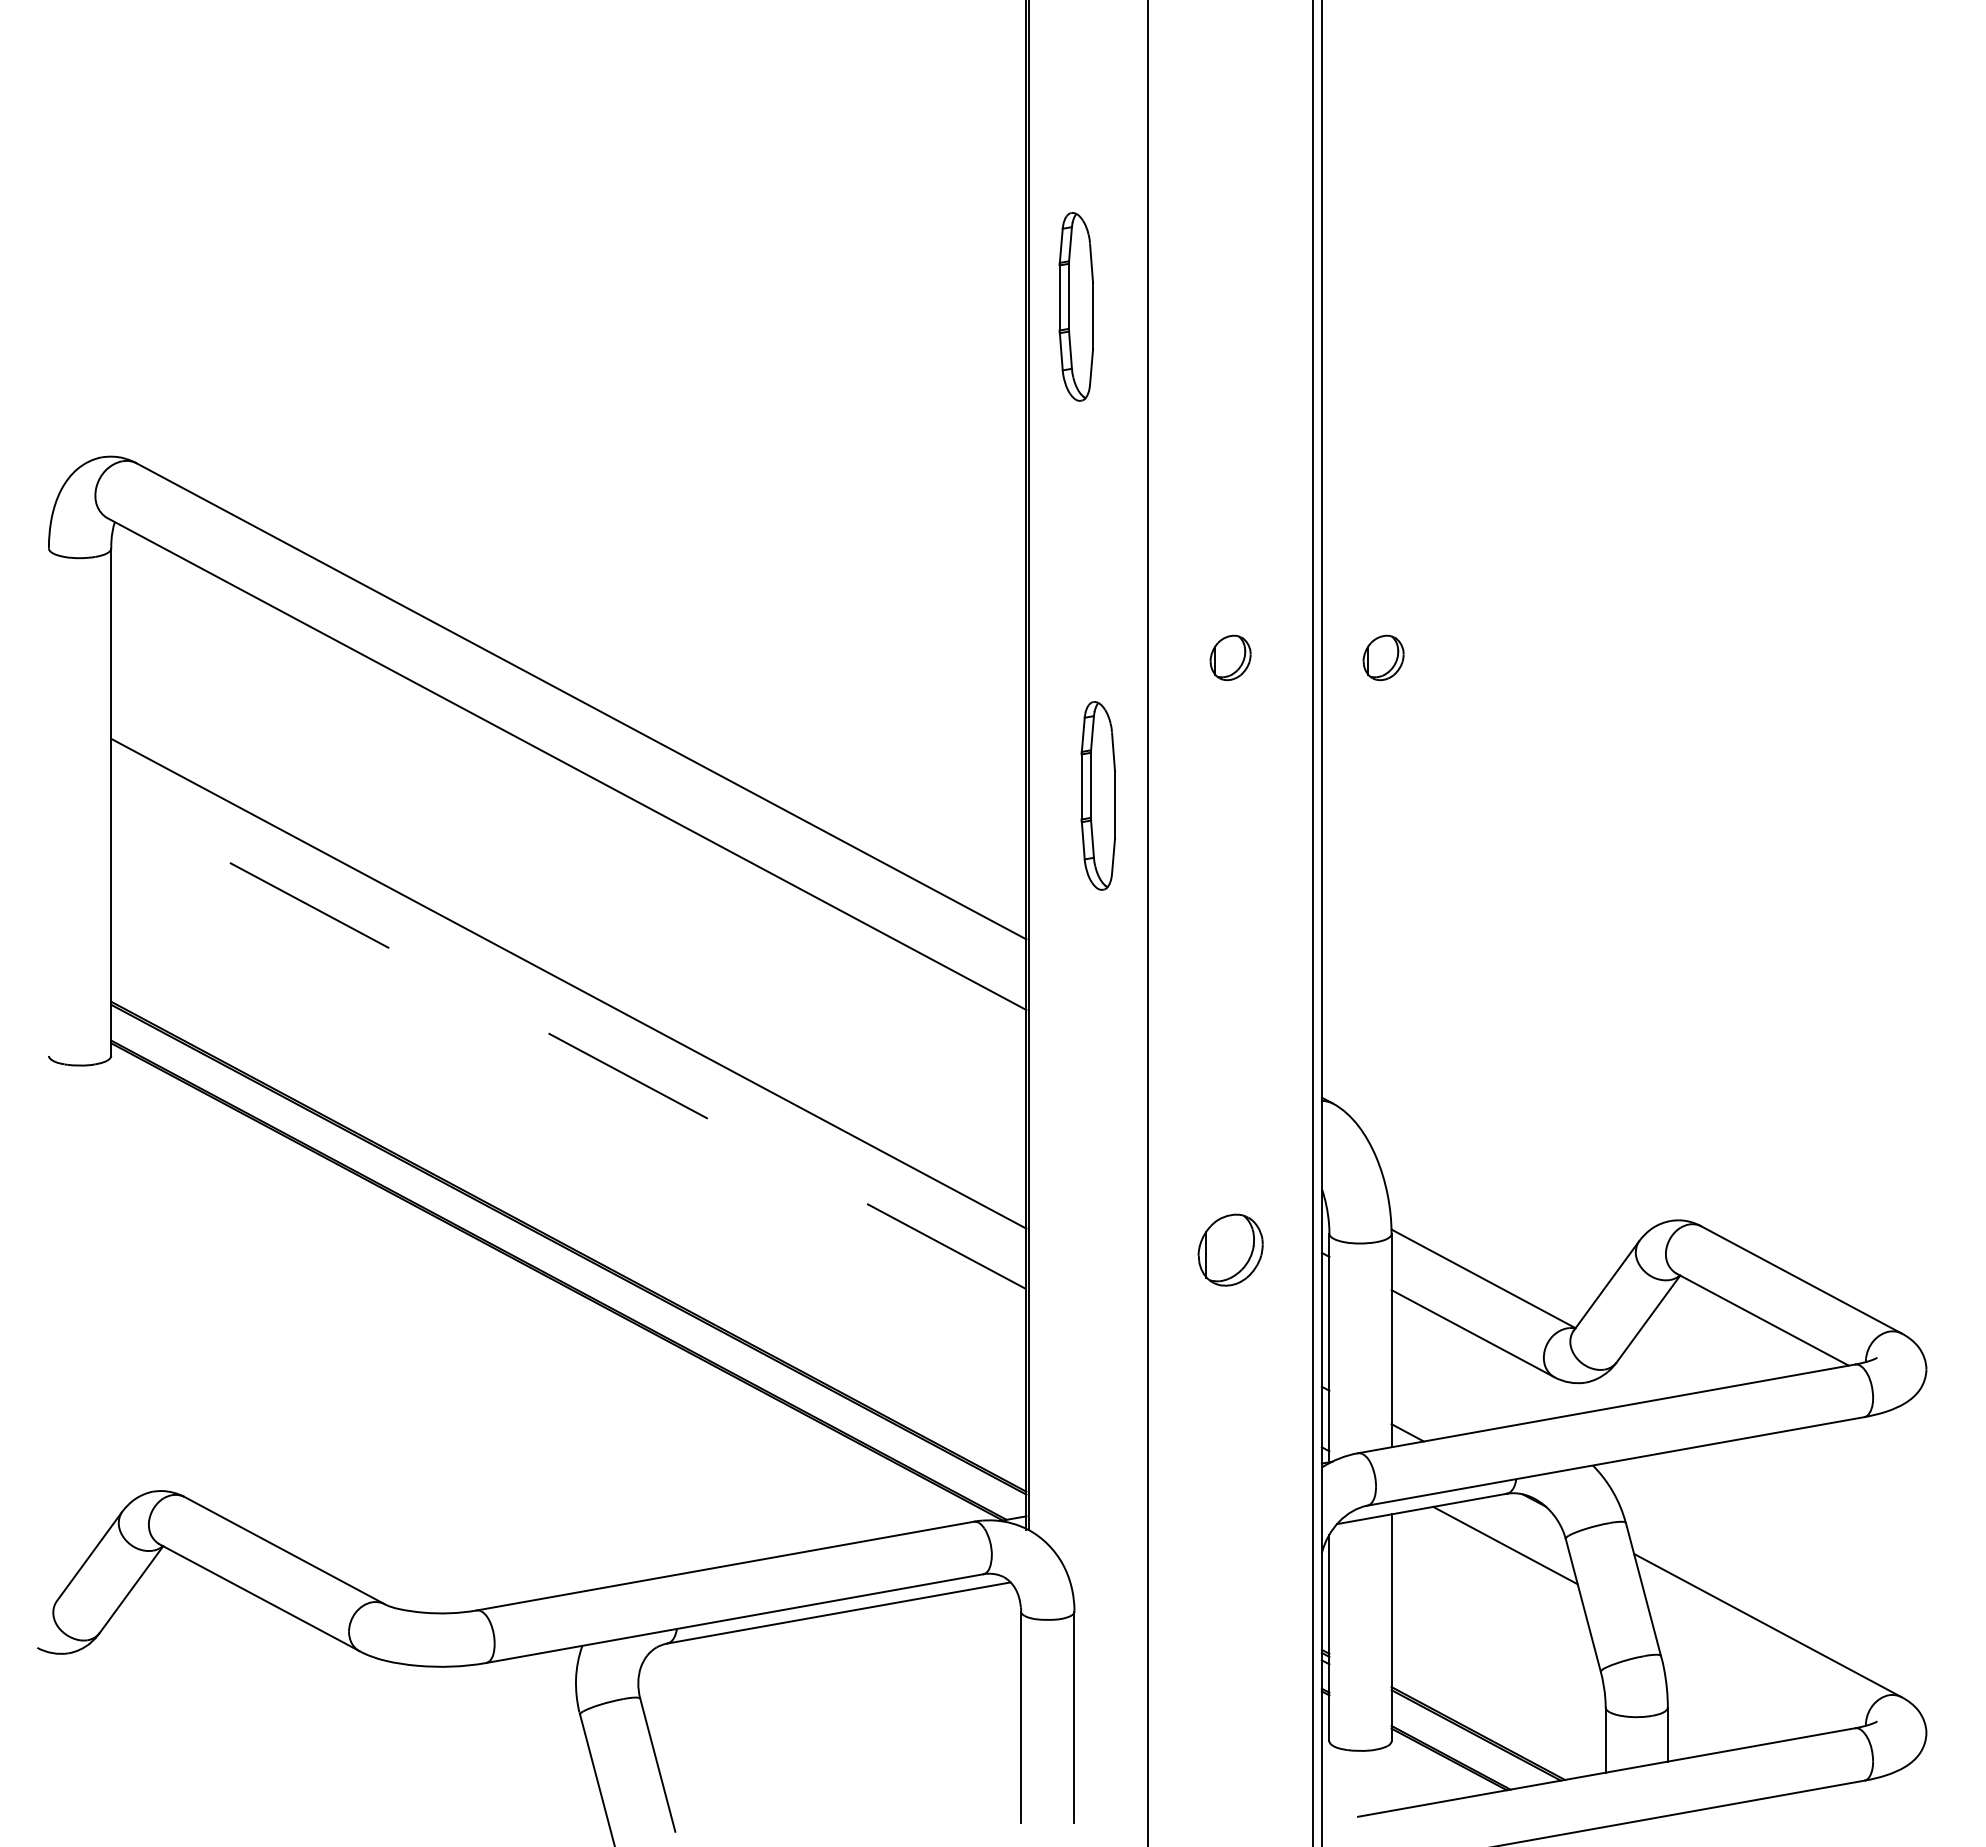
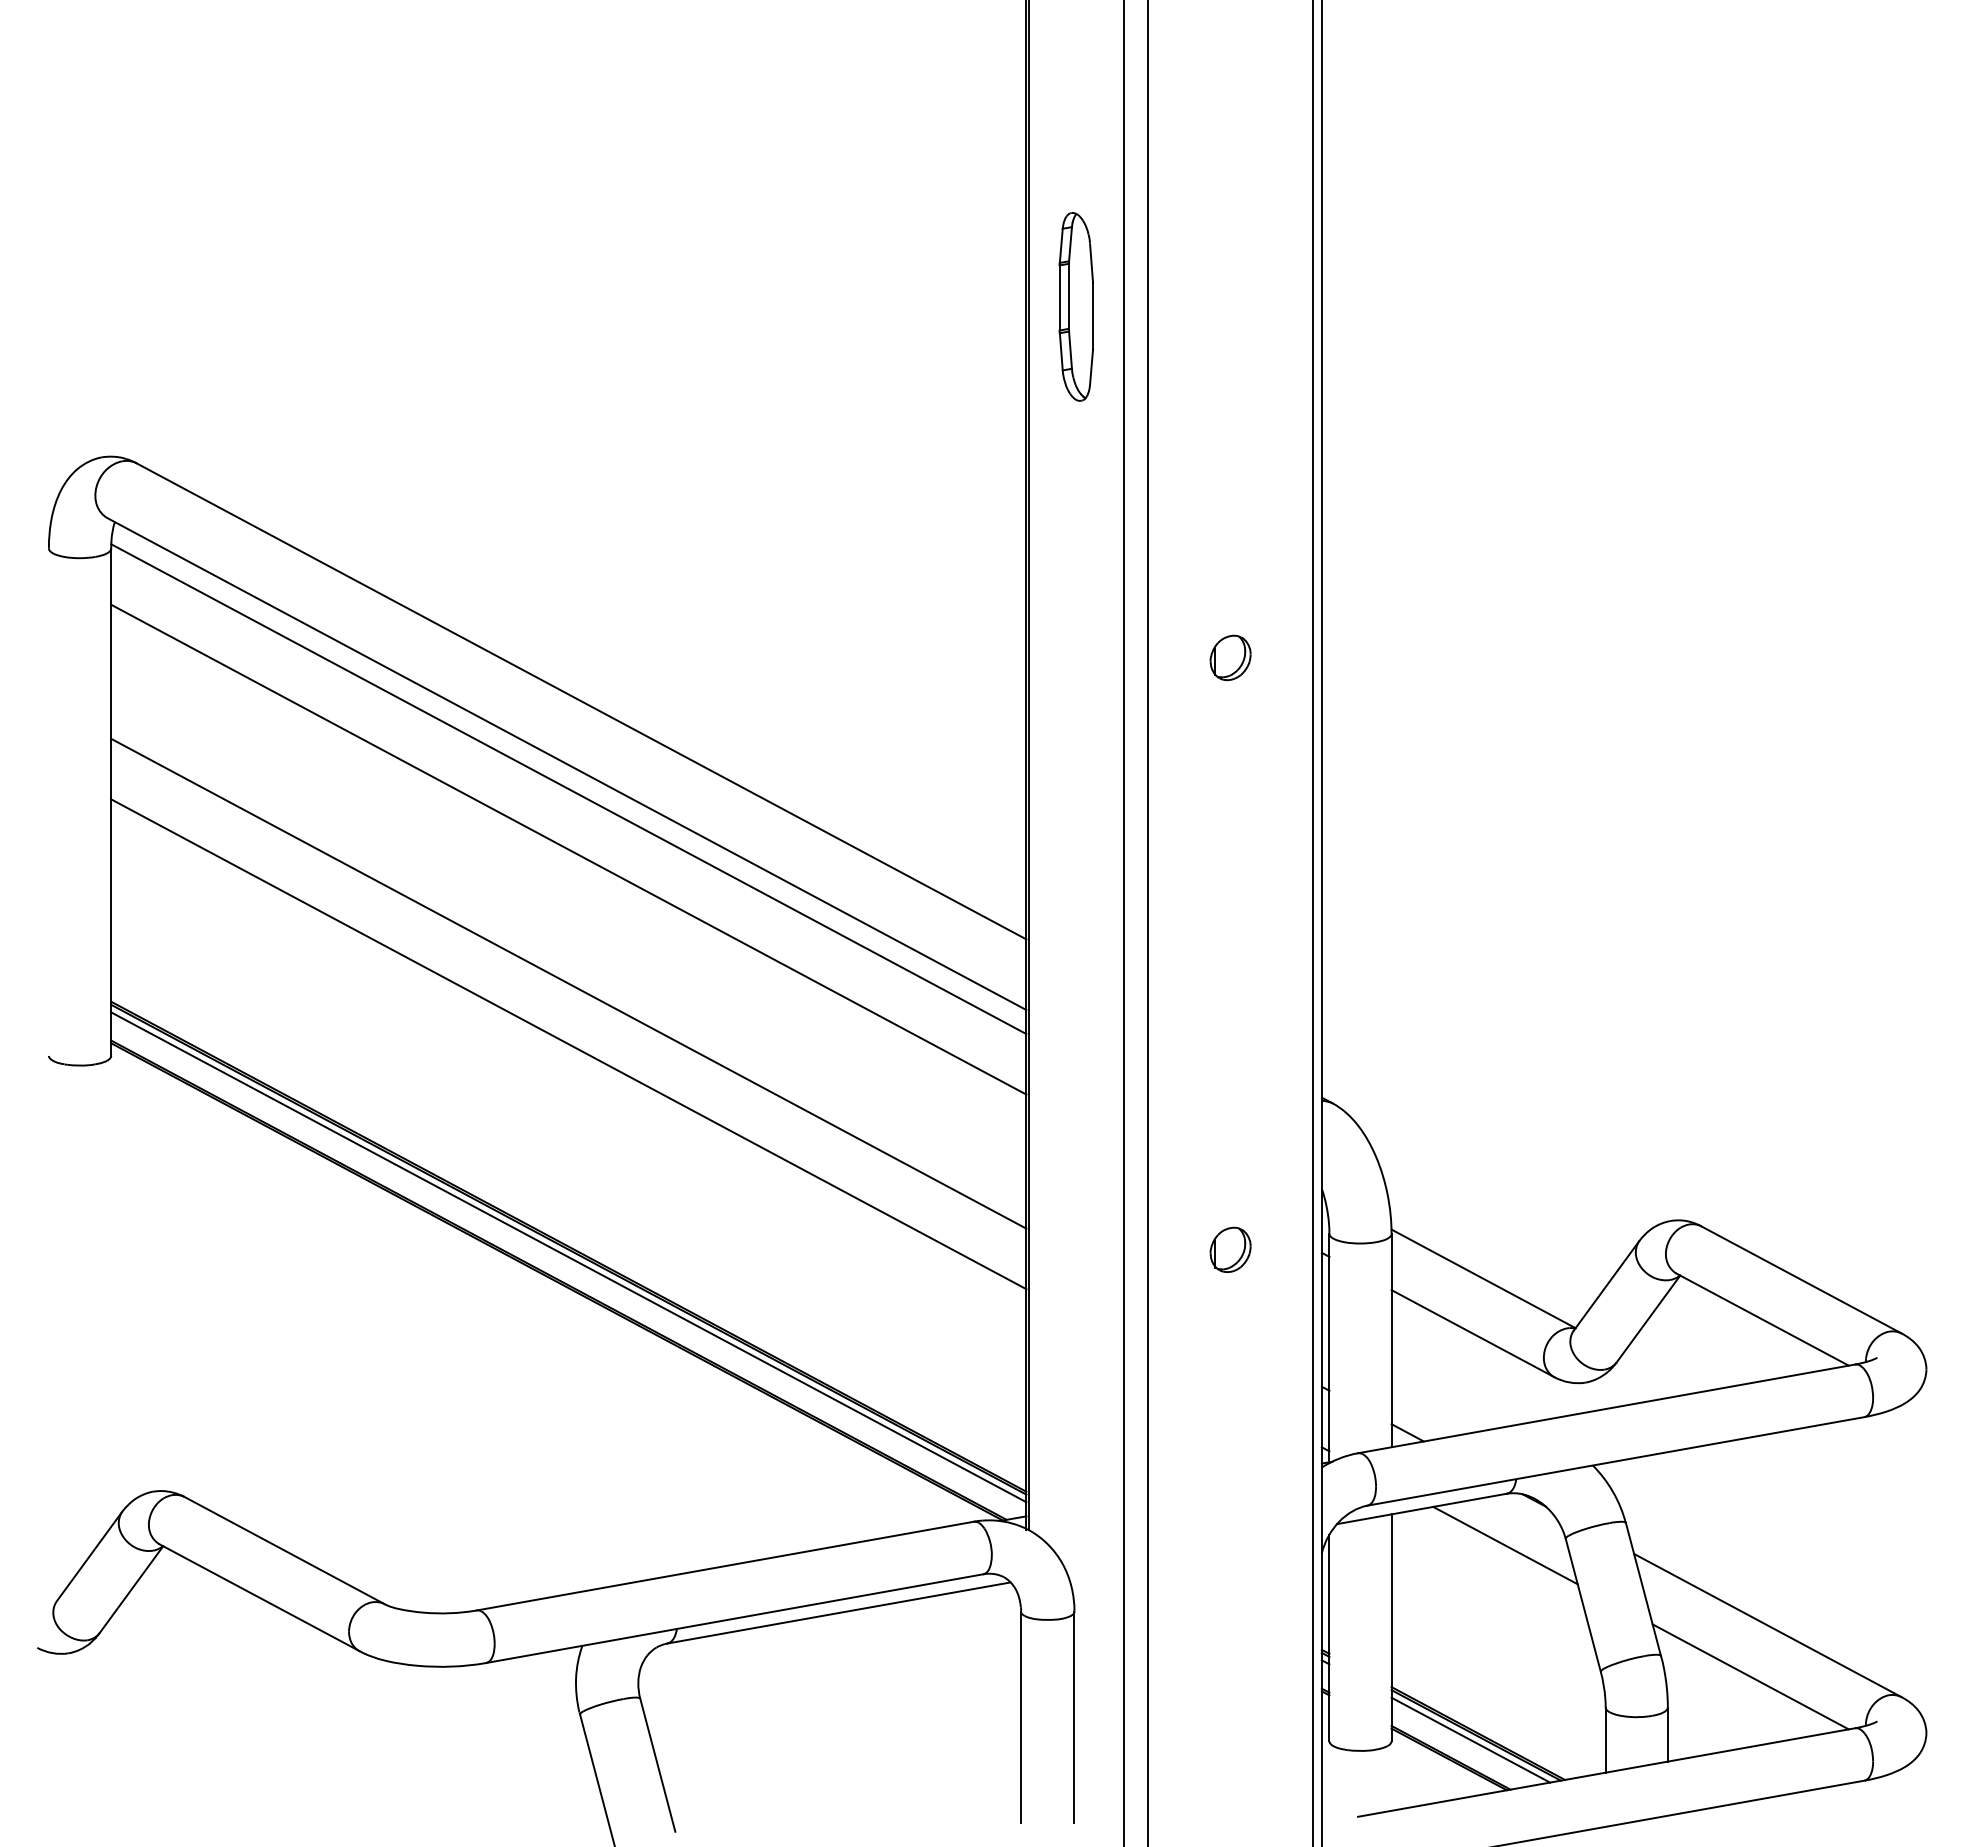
part: present -> none (1383, 657)
line: none -> present (568, 789)
part: present -> none (1097, 795)
line: none -> present (568, 849)
line: none -> present (1124, 922)
line: dashed -> solid (568, 1044)
part size: 67x74 px -> 43x47 px (1230, 1249)
line: none -> present (568, 1257)
line: none -> present (1750, 1676)
line: none -> present (1470, 1739)
